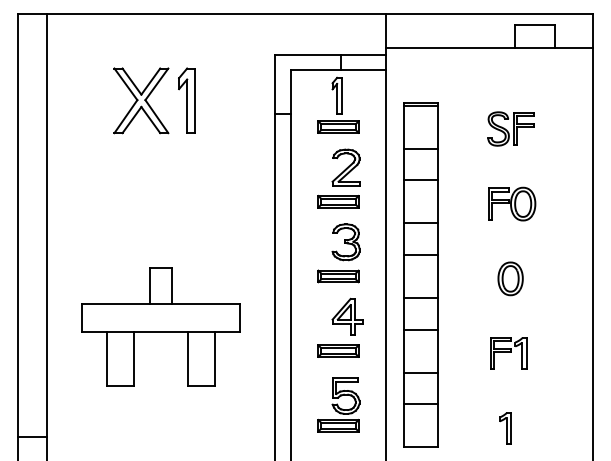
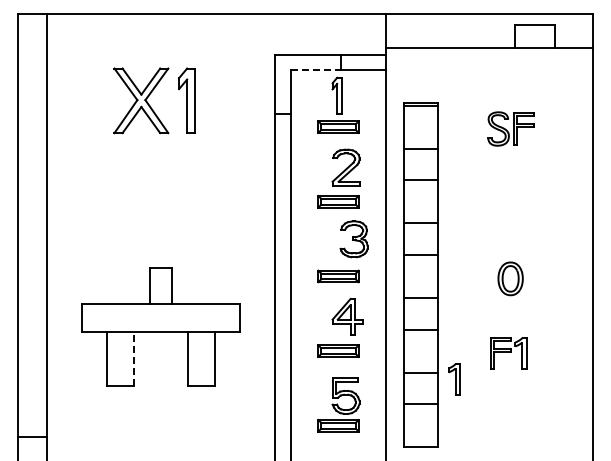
line: solid -> dashed (316, 69)
part: present -> none (512, 203)
part position: (345, 242) -> (353, 239) (353, 239)
line: solid -> dashed (133, 359)
part position: (505, 428) -> (454, 379) (454, 379)
